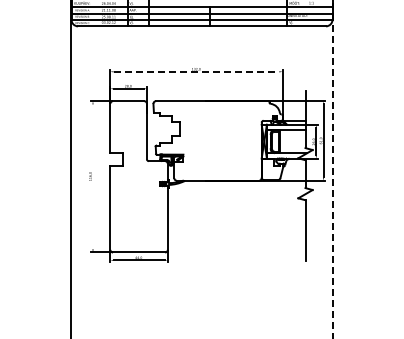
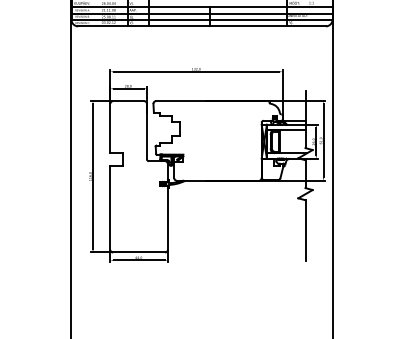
line: dashed -> solid (196, 71)
line: dashed -> solid (332, 169)
line: none -> present (93, 176)
